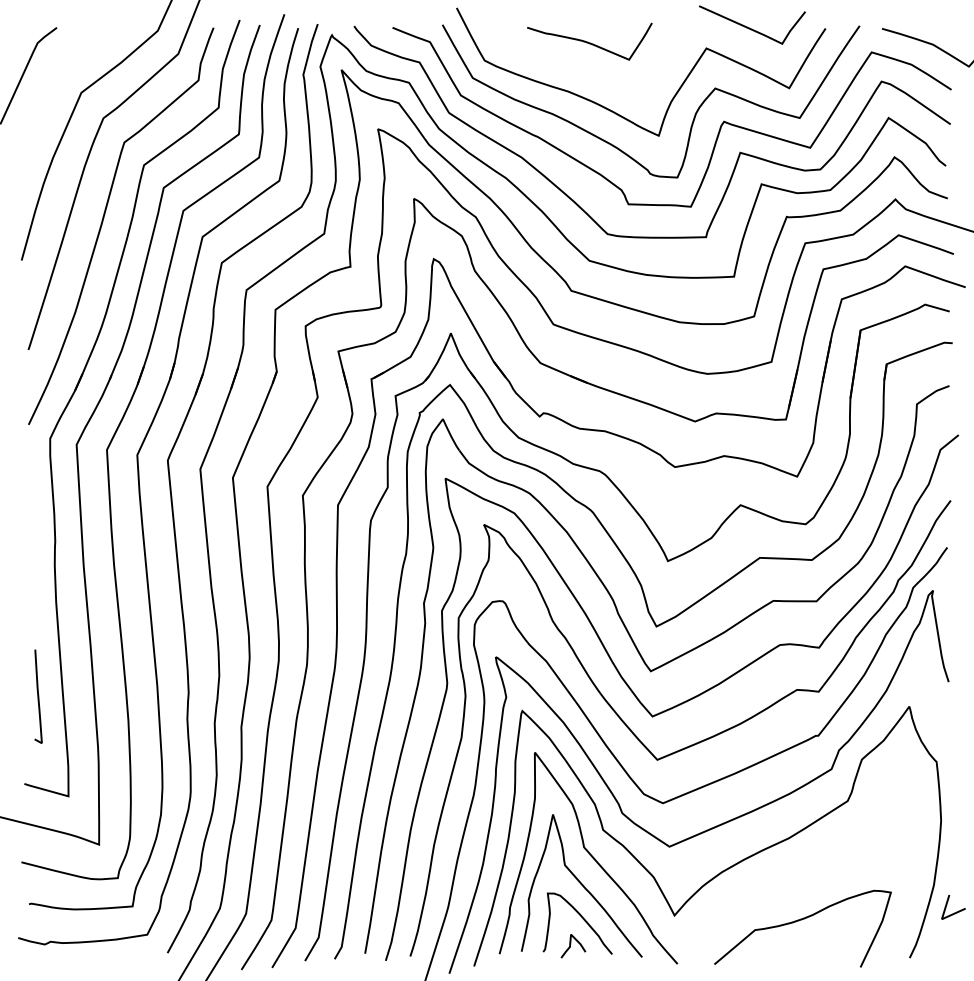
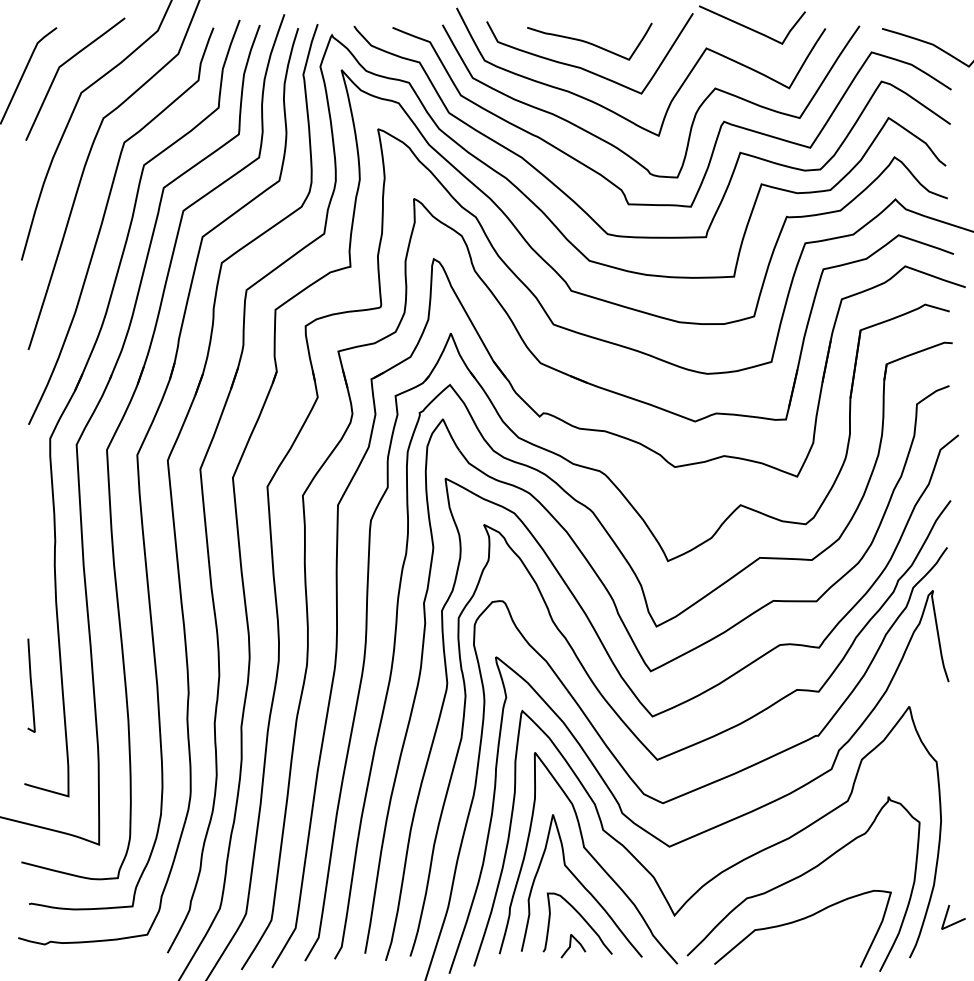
curve: none -> present (63, 65)
curve: none -> present (582, 67)
curve position: (38, 696) -> (31, 685) (31, 685)
curve: none -> present (799, 877)
line position: (956, 911) -> (956, 921) (956, 921)
